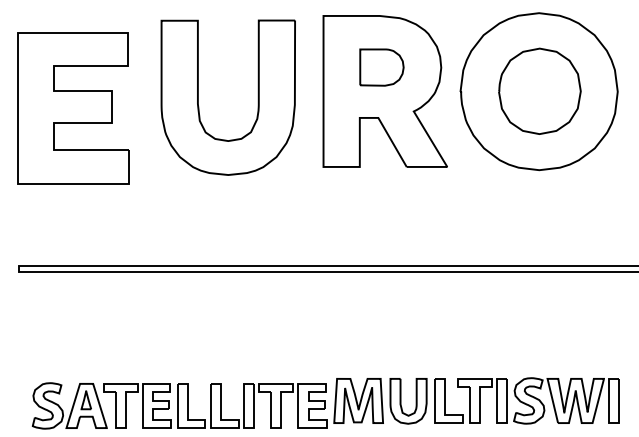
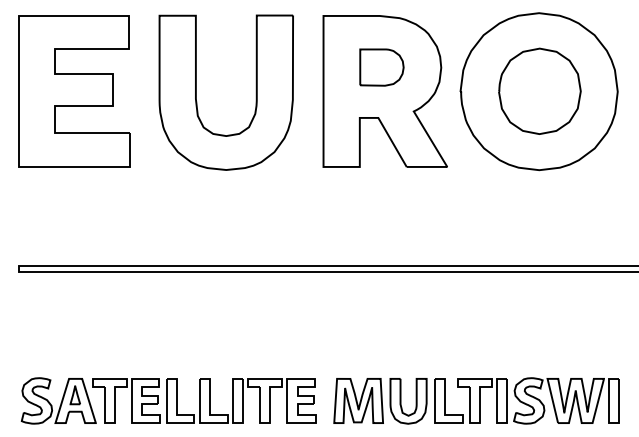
part position: (198, 97) -> (196, 92) (196, 92)
part position: (73, 108) -> (74, 91) (74, 91)
part position: (179, 405) -> (168, 400) (168, 400)
